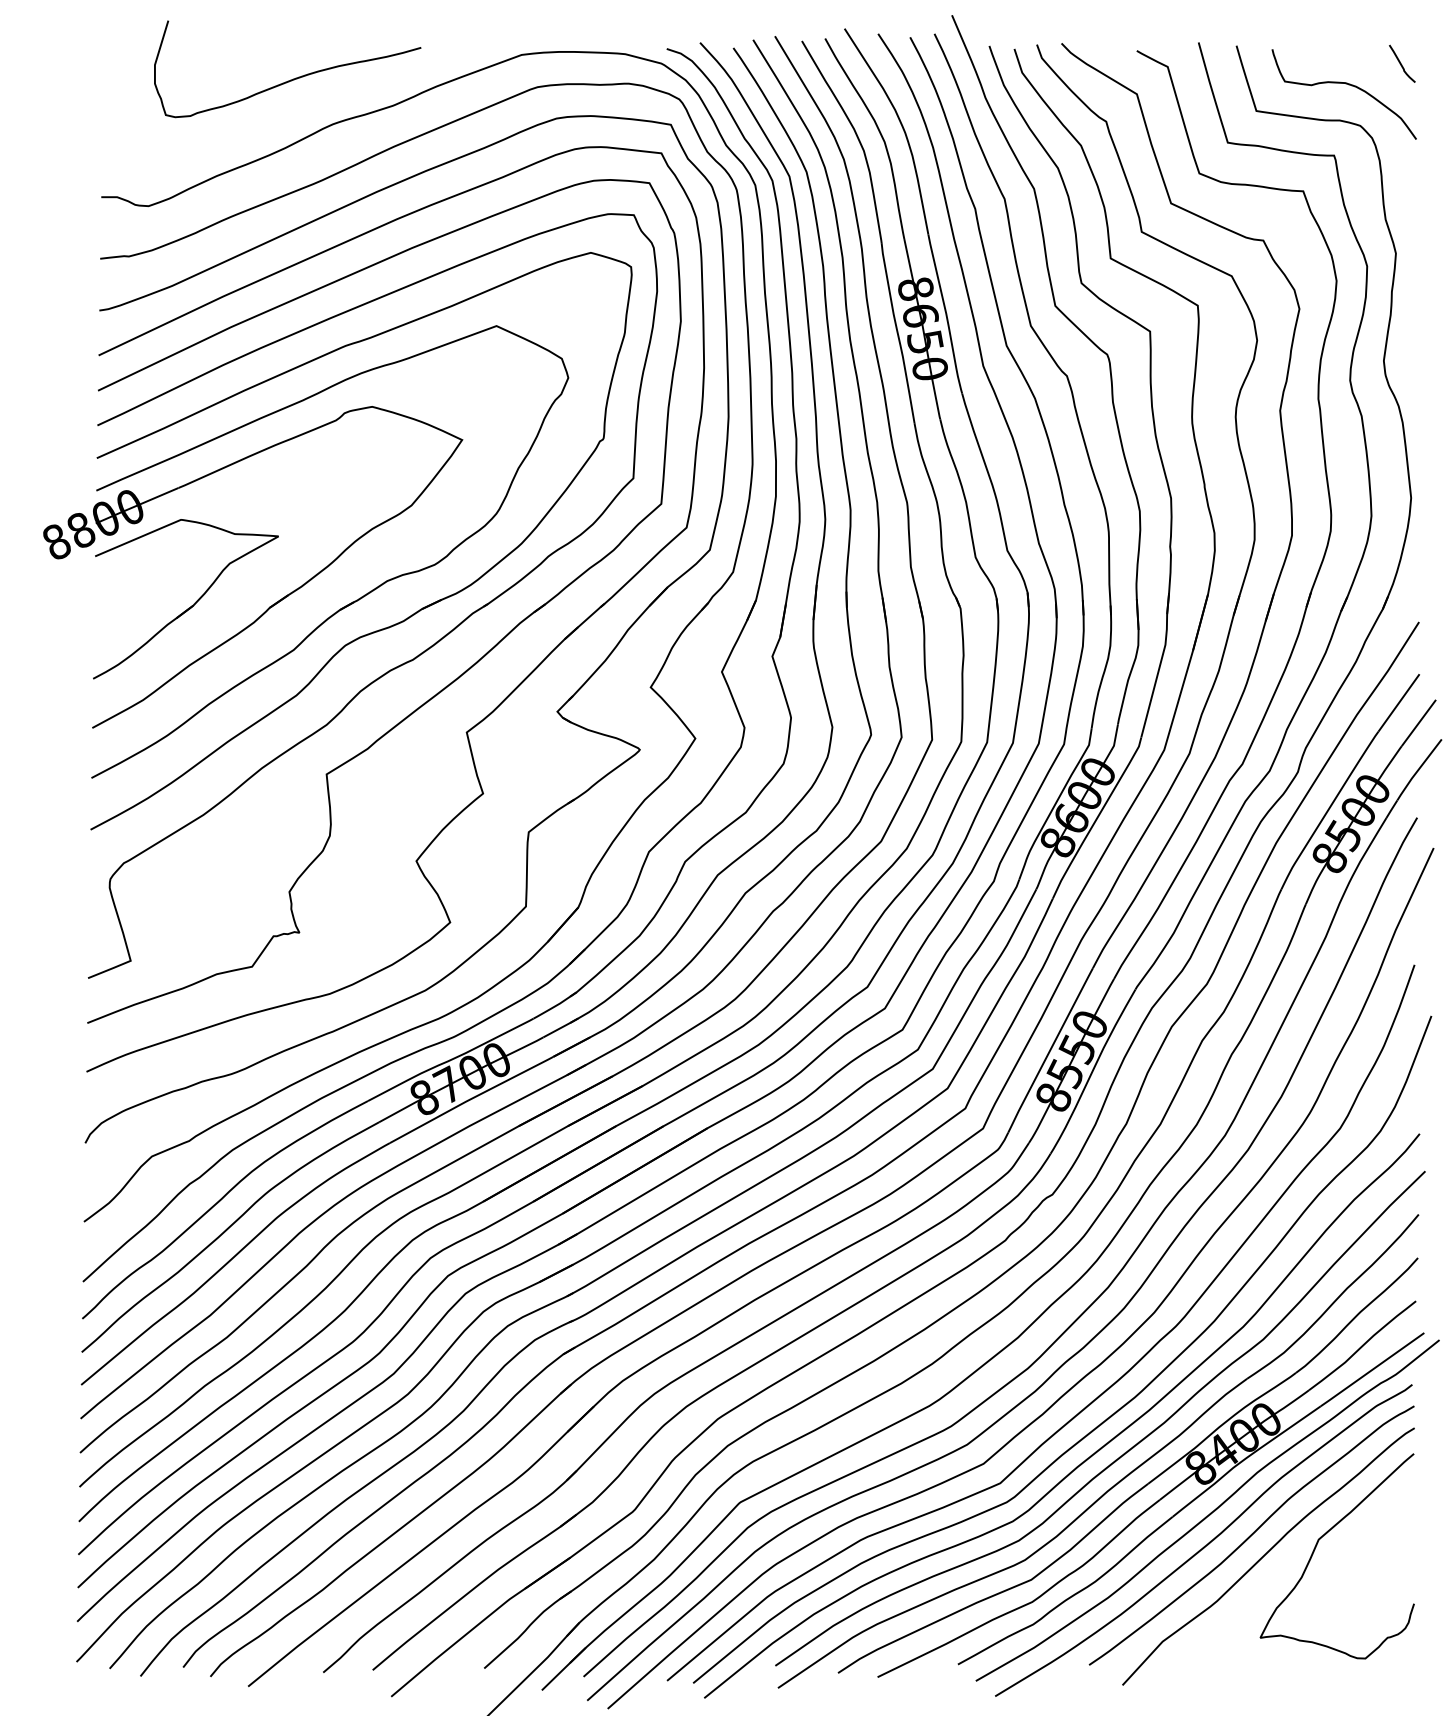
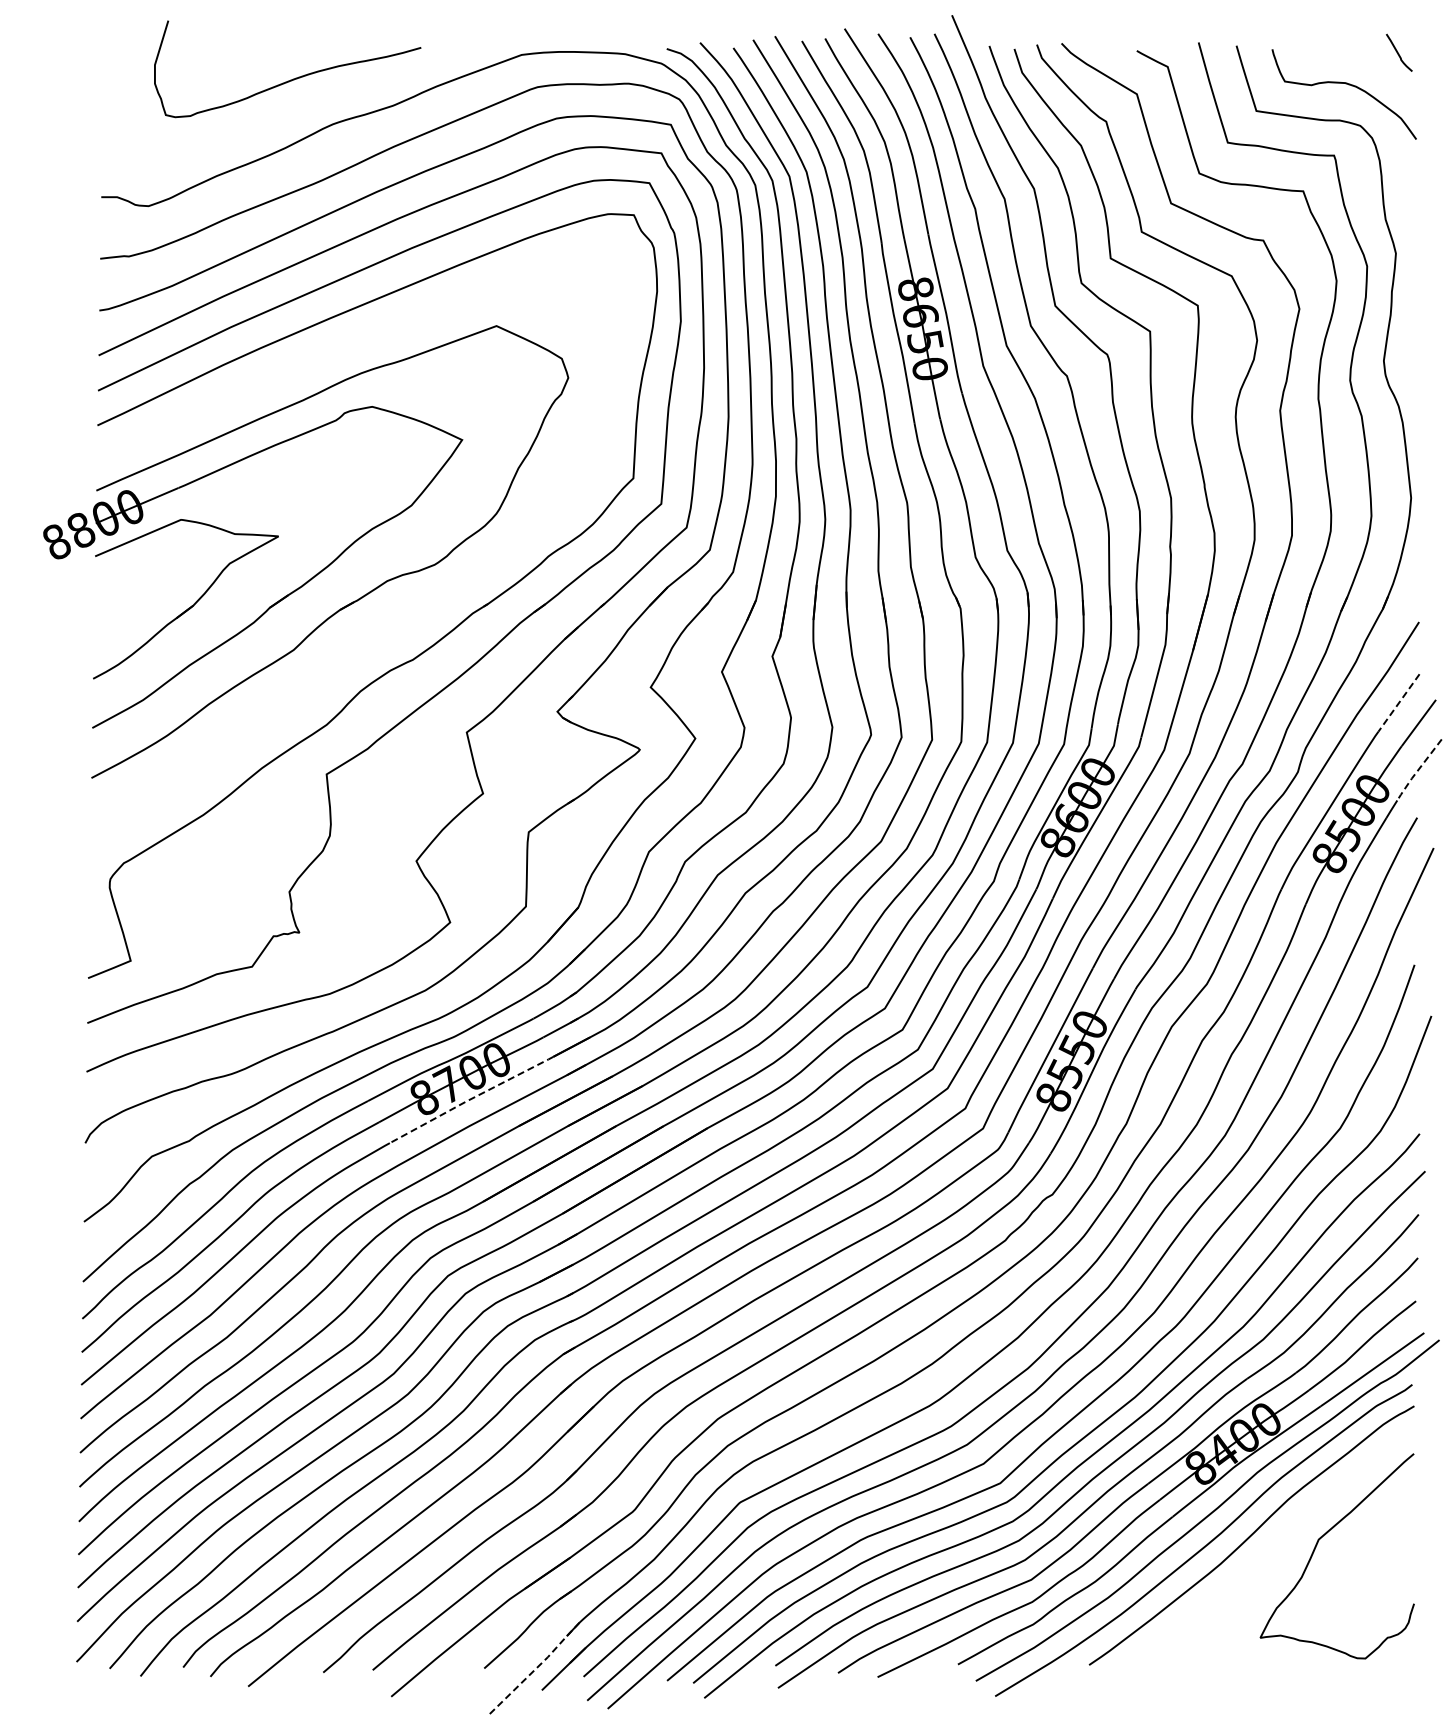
curve position: (1401, 63) -> (1398, 52) (1398, 52)
part: present -> none (411, 614)
line: solid -> dashed (1398, 703)
line: solid -> dashed (1417, 770)
line: solid -> dashed (471, 1098)
curve: present -> none (1266, 1554)
line: solid -> dashed (535, 1669)
